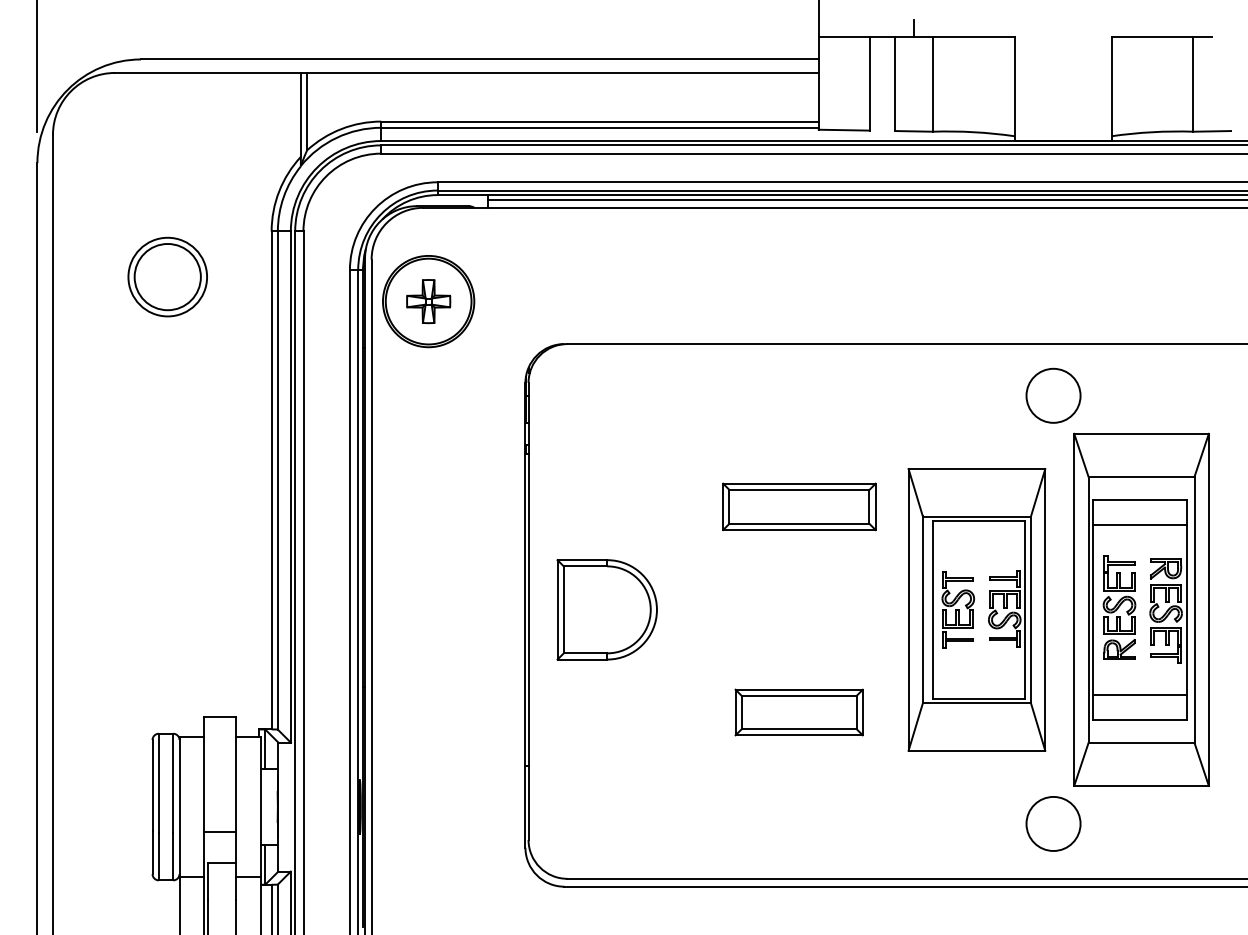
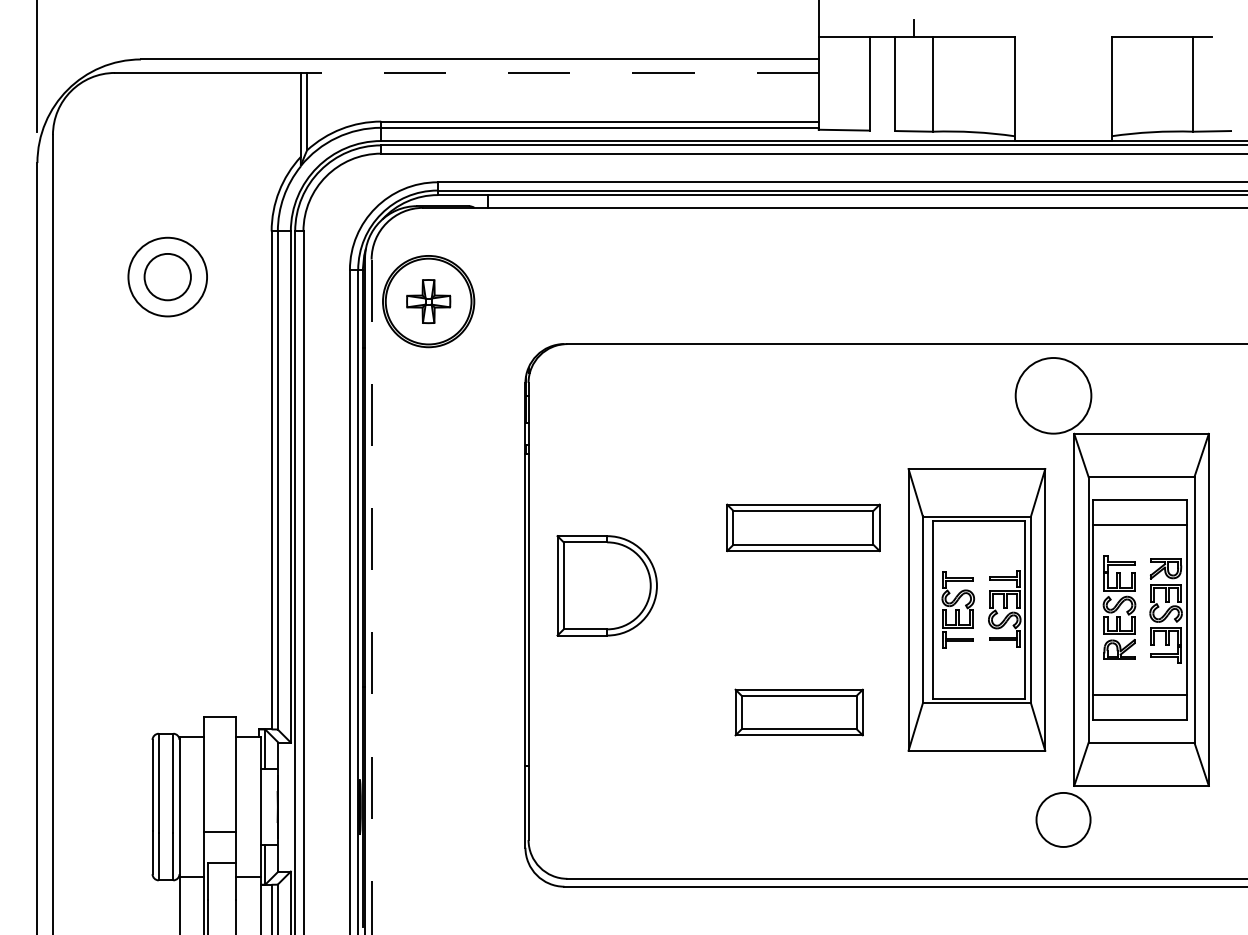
line: solid -> dashed (562, 72)
line: present -> none (866, 200)
circle diameter: 66 px -> 46 px (167, 276)
circle diameter: 54 px -> 76 px (1053, 395)
part position: (799, 506) -> (803, 527) (803, 527)
line: solid -> dashed (371, 597)
part position: (606, 609) -> (606, 585) (606, 585)
circle position: (1053, 823) -> (1063, 819) (1063, 819)
